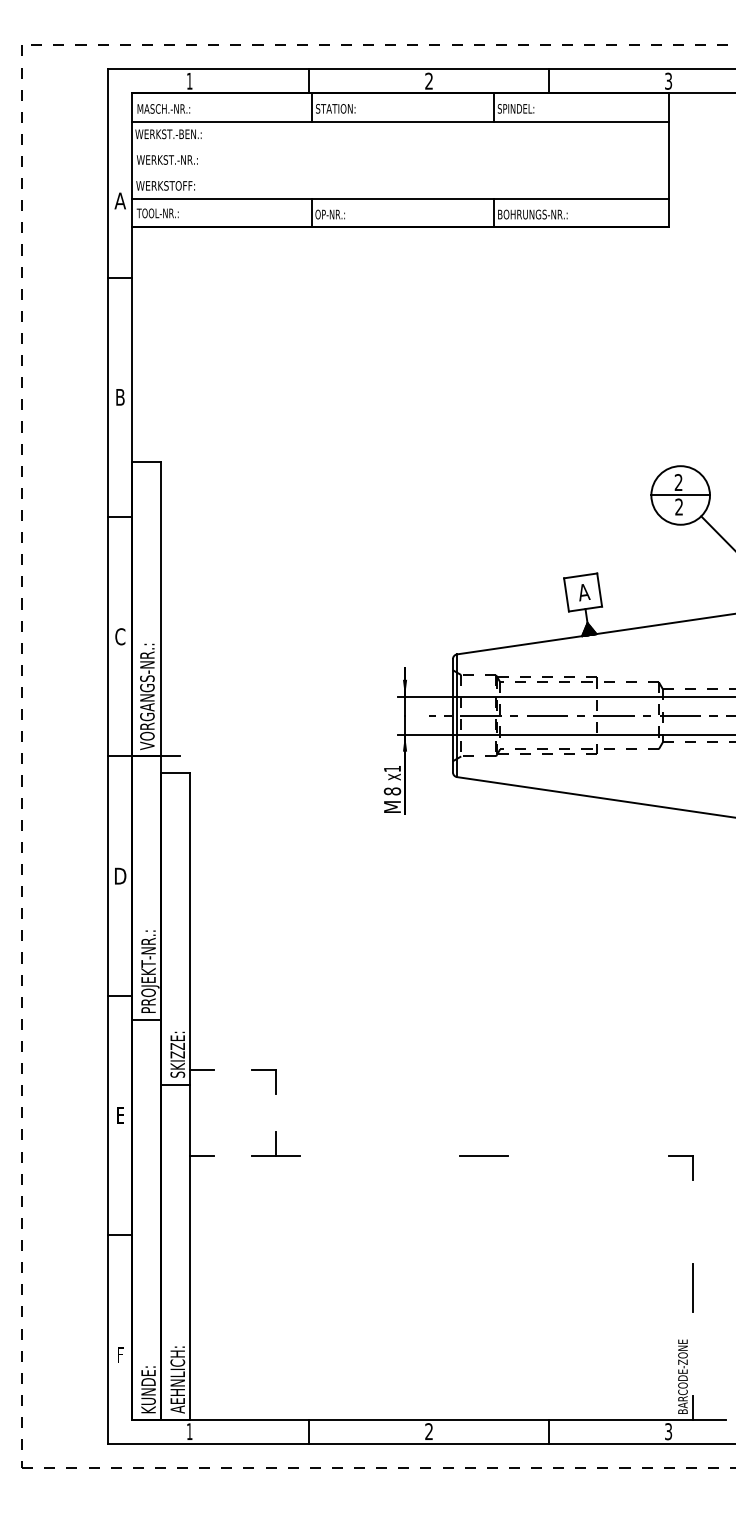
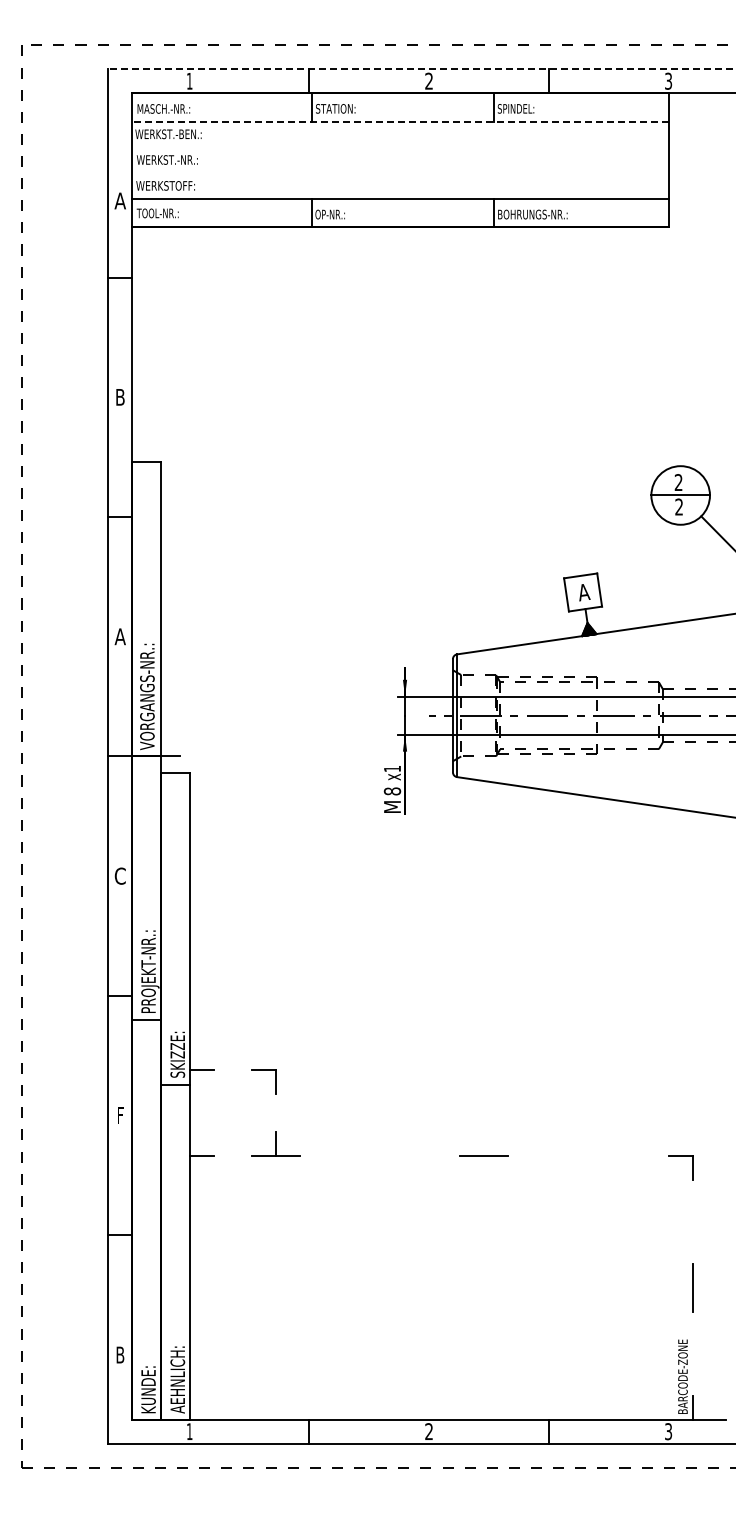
line: solid -> dashed (421, 69)
line: solid -> dashed (399, 122)
text: C -> A (119, 636)
text: D -> C (120, 875)
text: E -> F (120, 1115)
text: F -> B (120, 1354)
